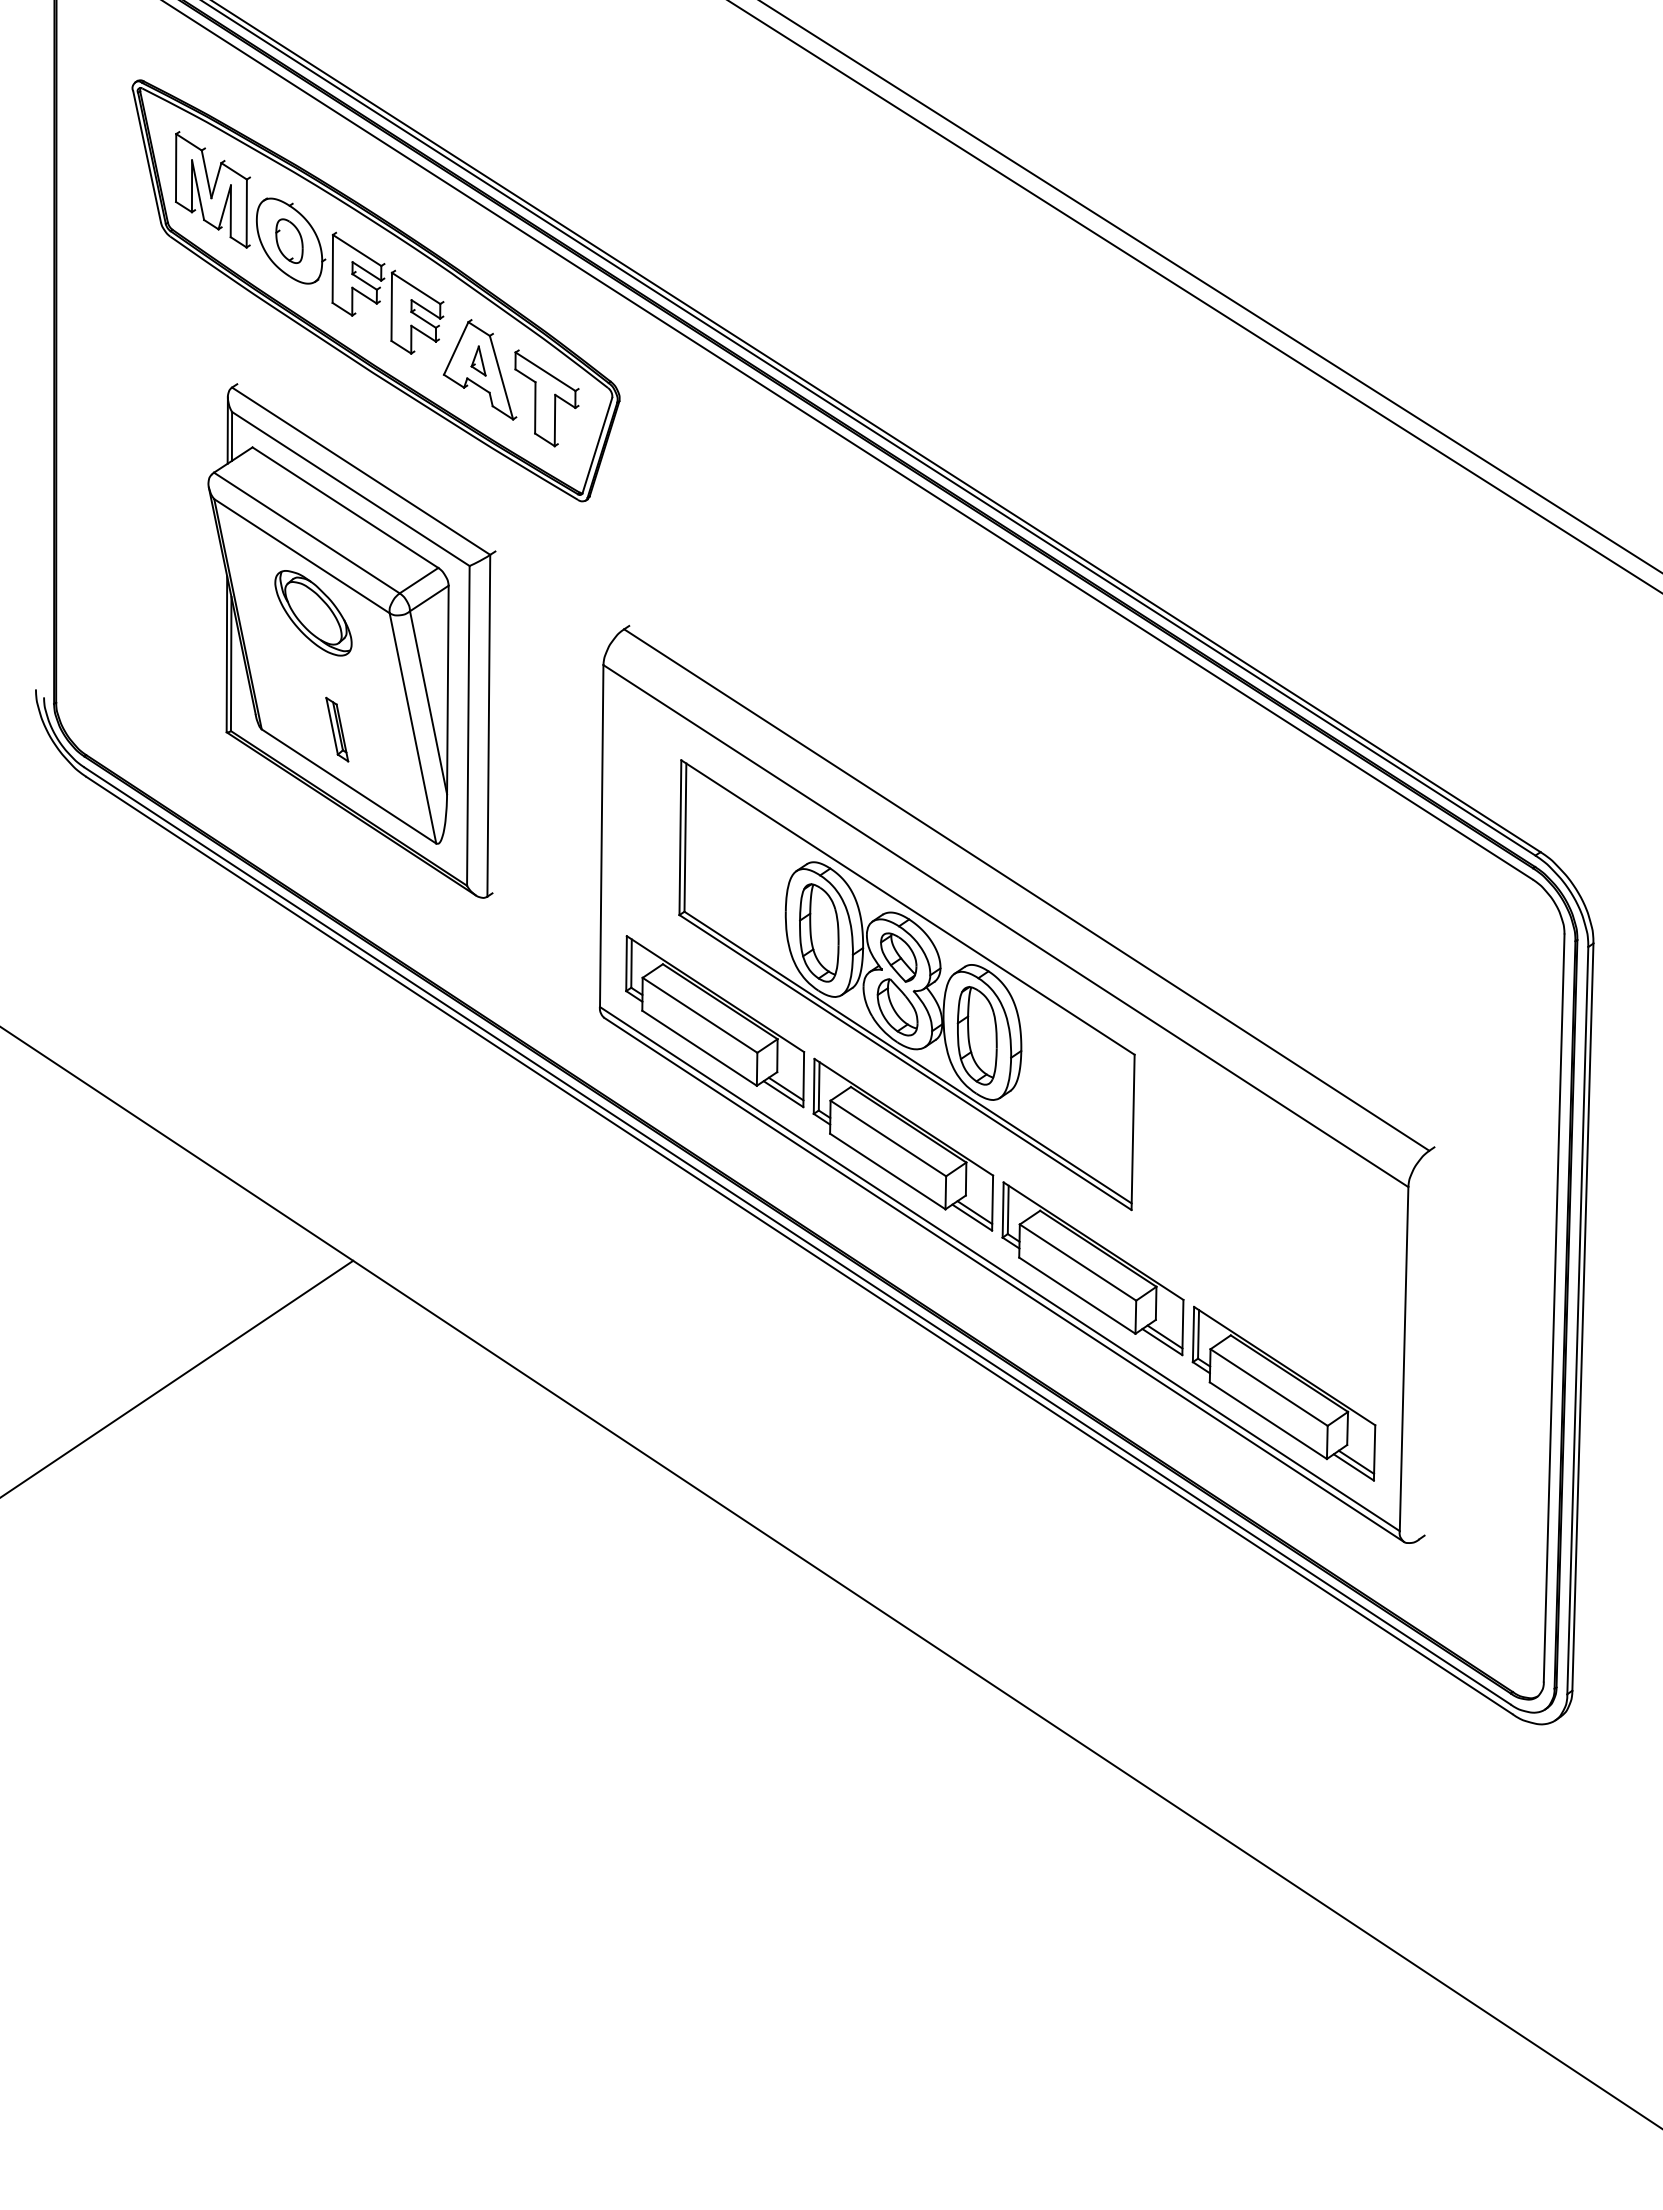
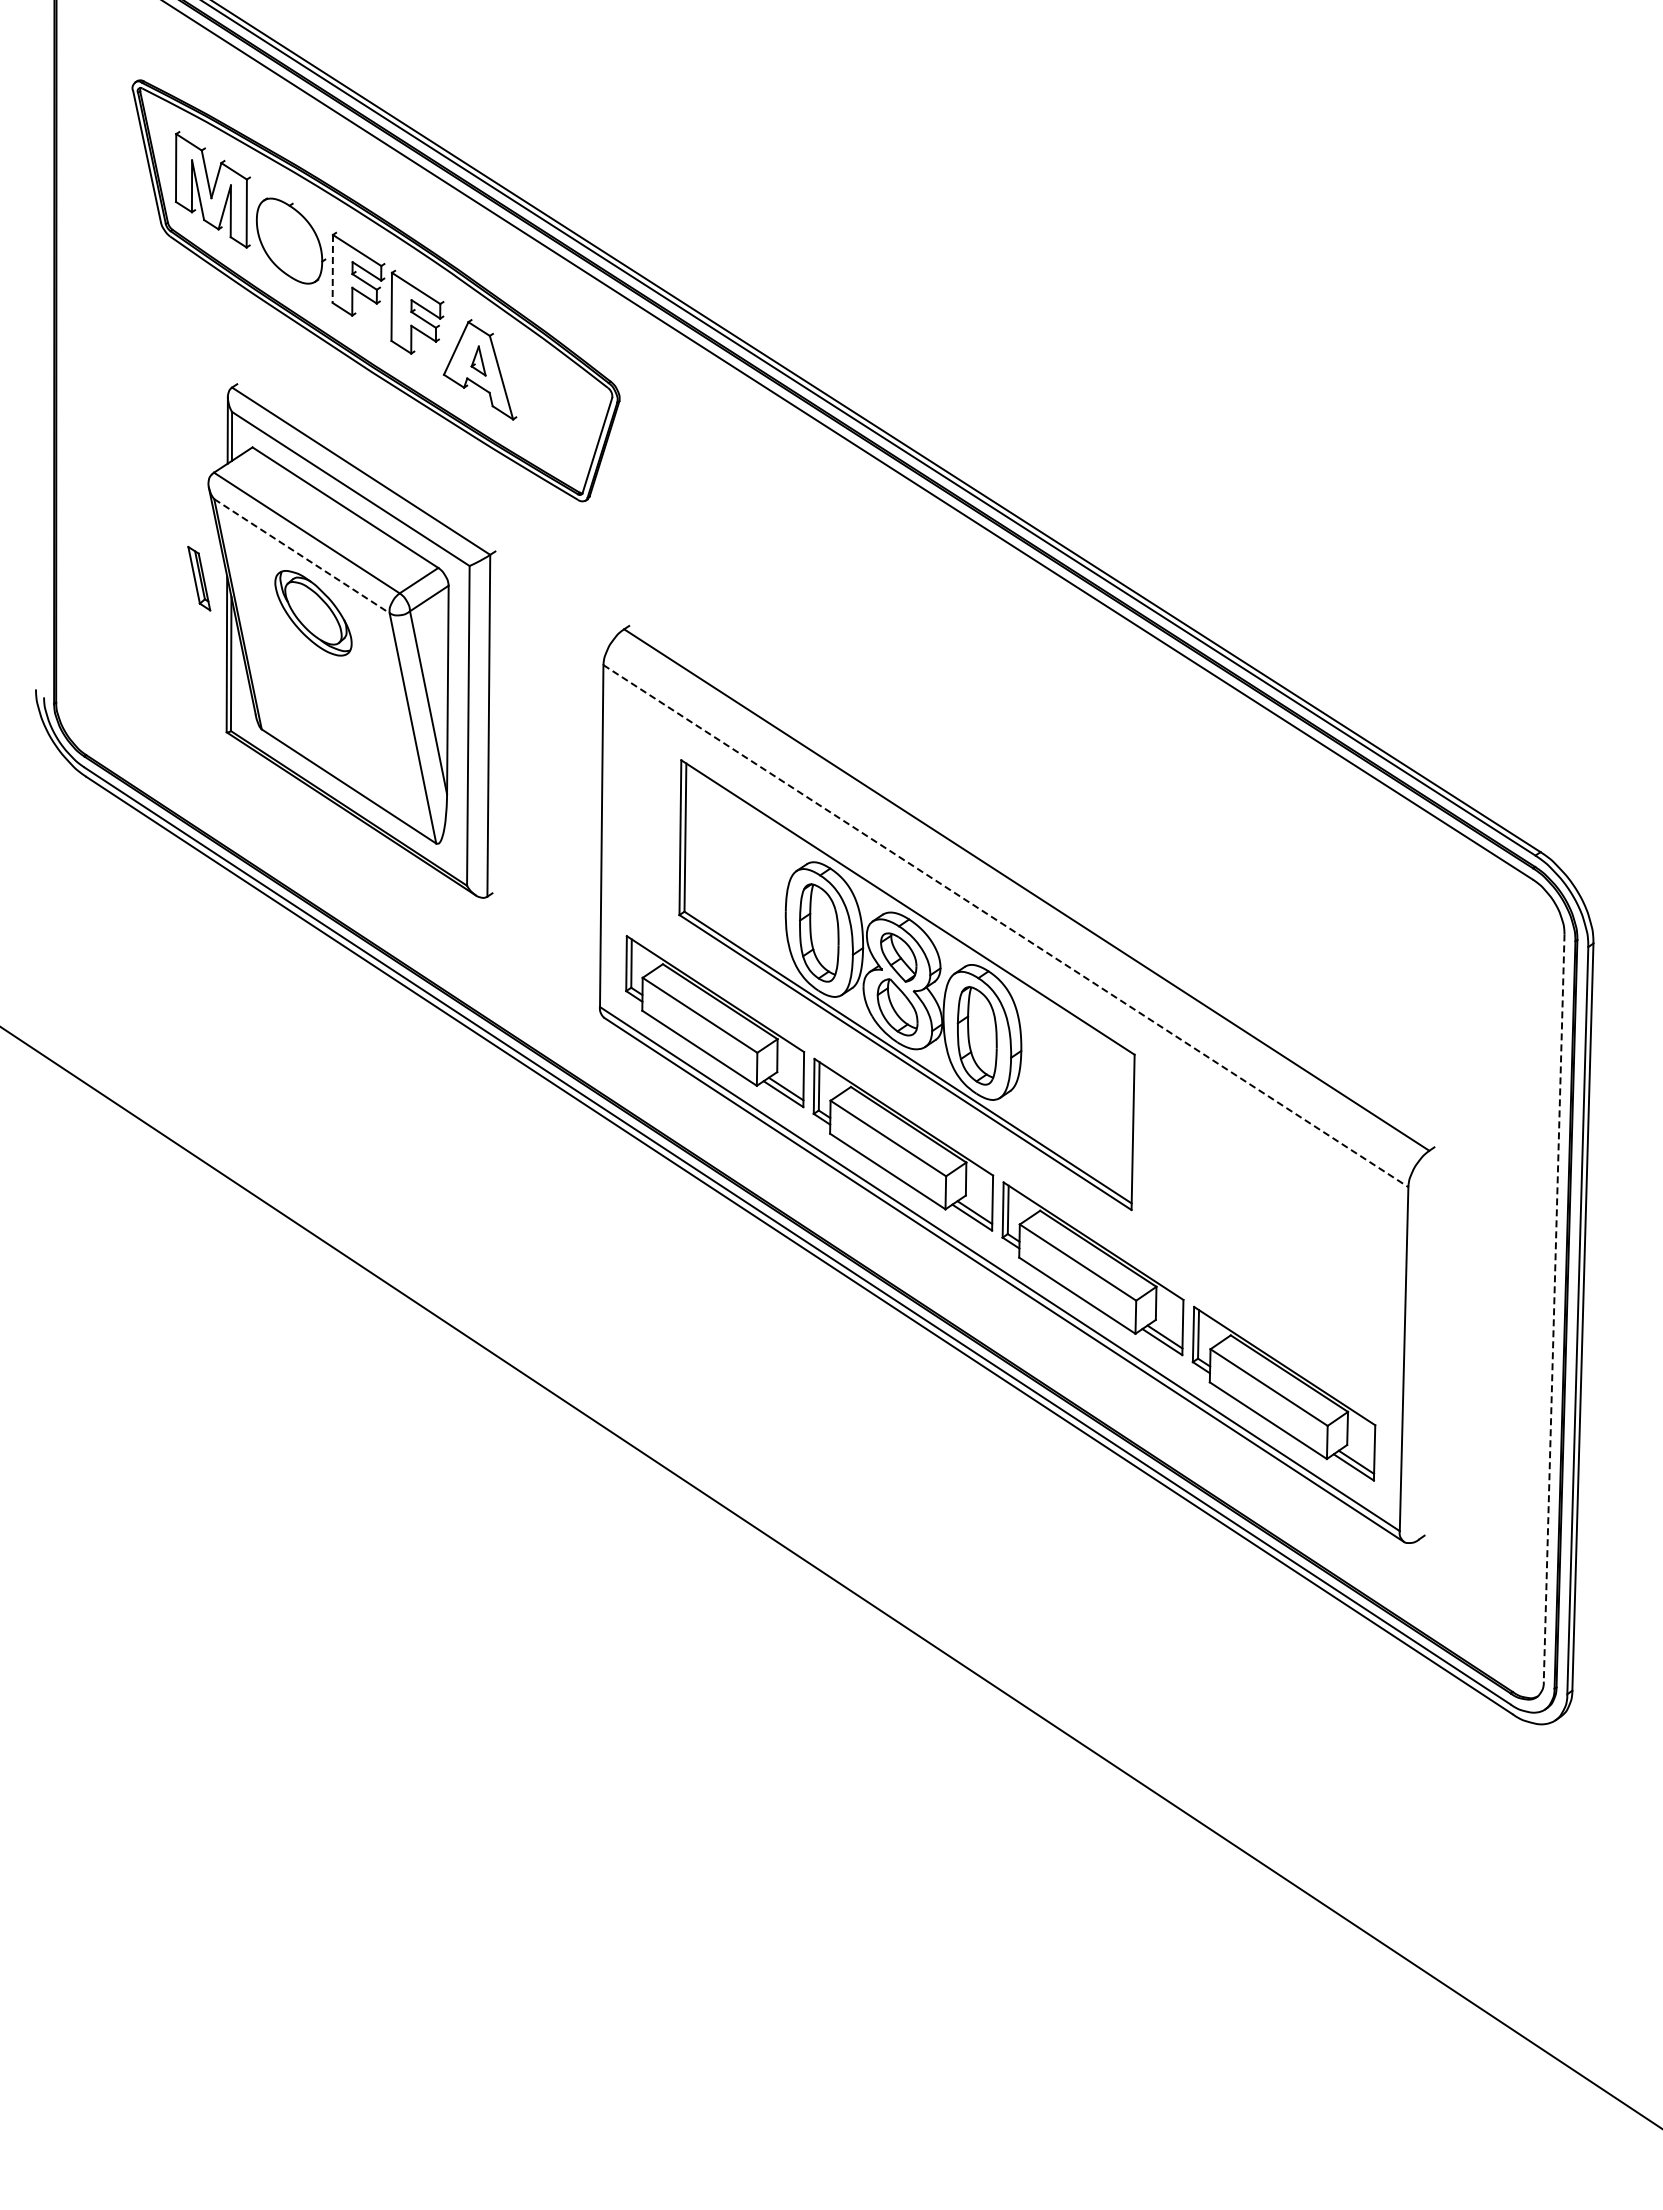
part: present -> none (289, 240)
line: solid -> dashed (332, 268)
line: present -> none (1210, 286)
line: present -> none (1194, 296)
part: present -> none (546, 398)
line: solid -> dashed (301, 556)
part position: (337, 729) -> (199, 578) (199, 578)
line: solid -> dashed (1005, 926)
line: solid -> dashed (1554, 1308)
line: present -> none (177, 1378)
